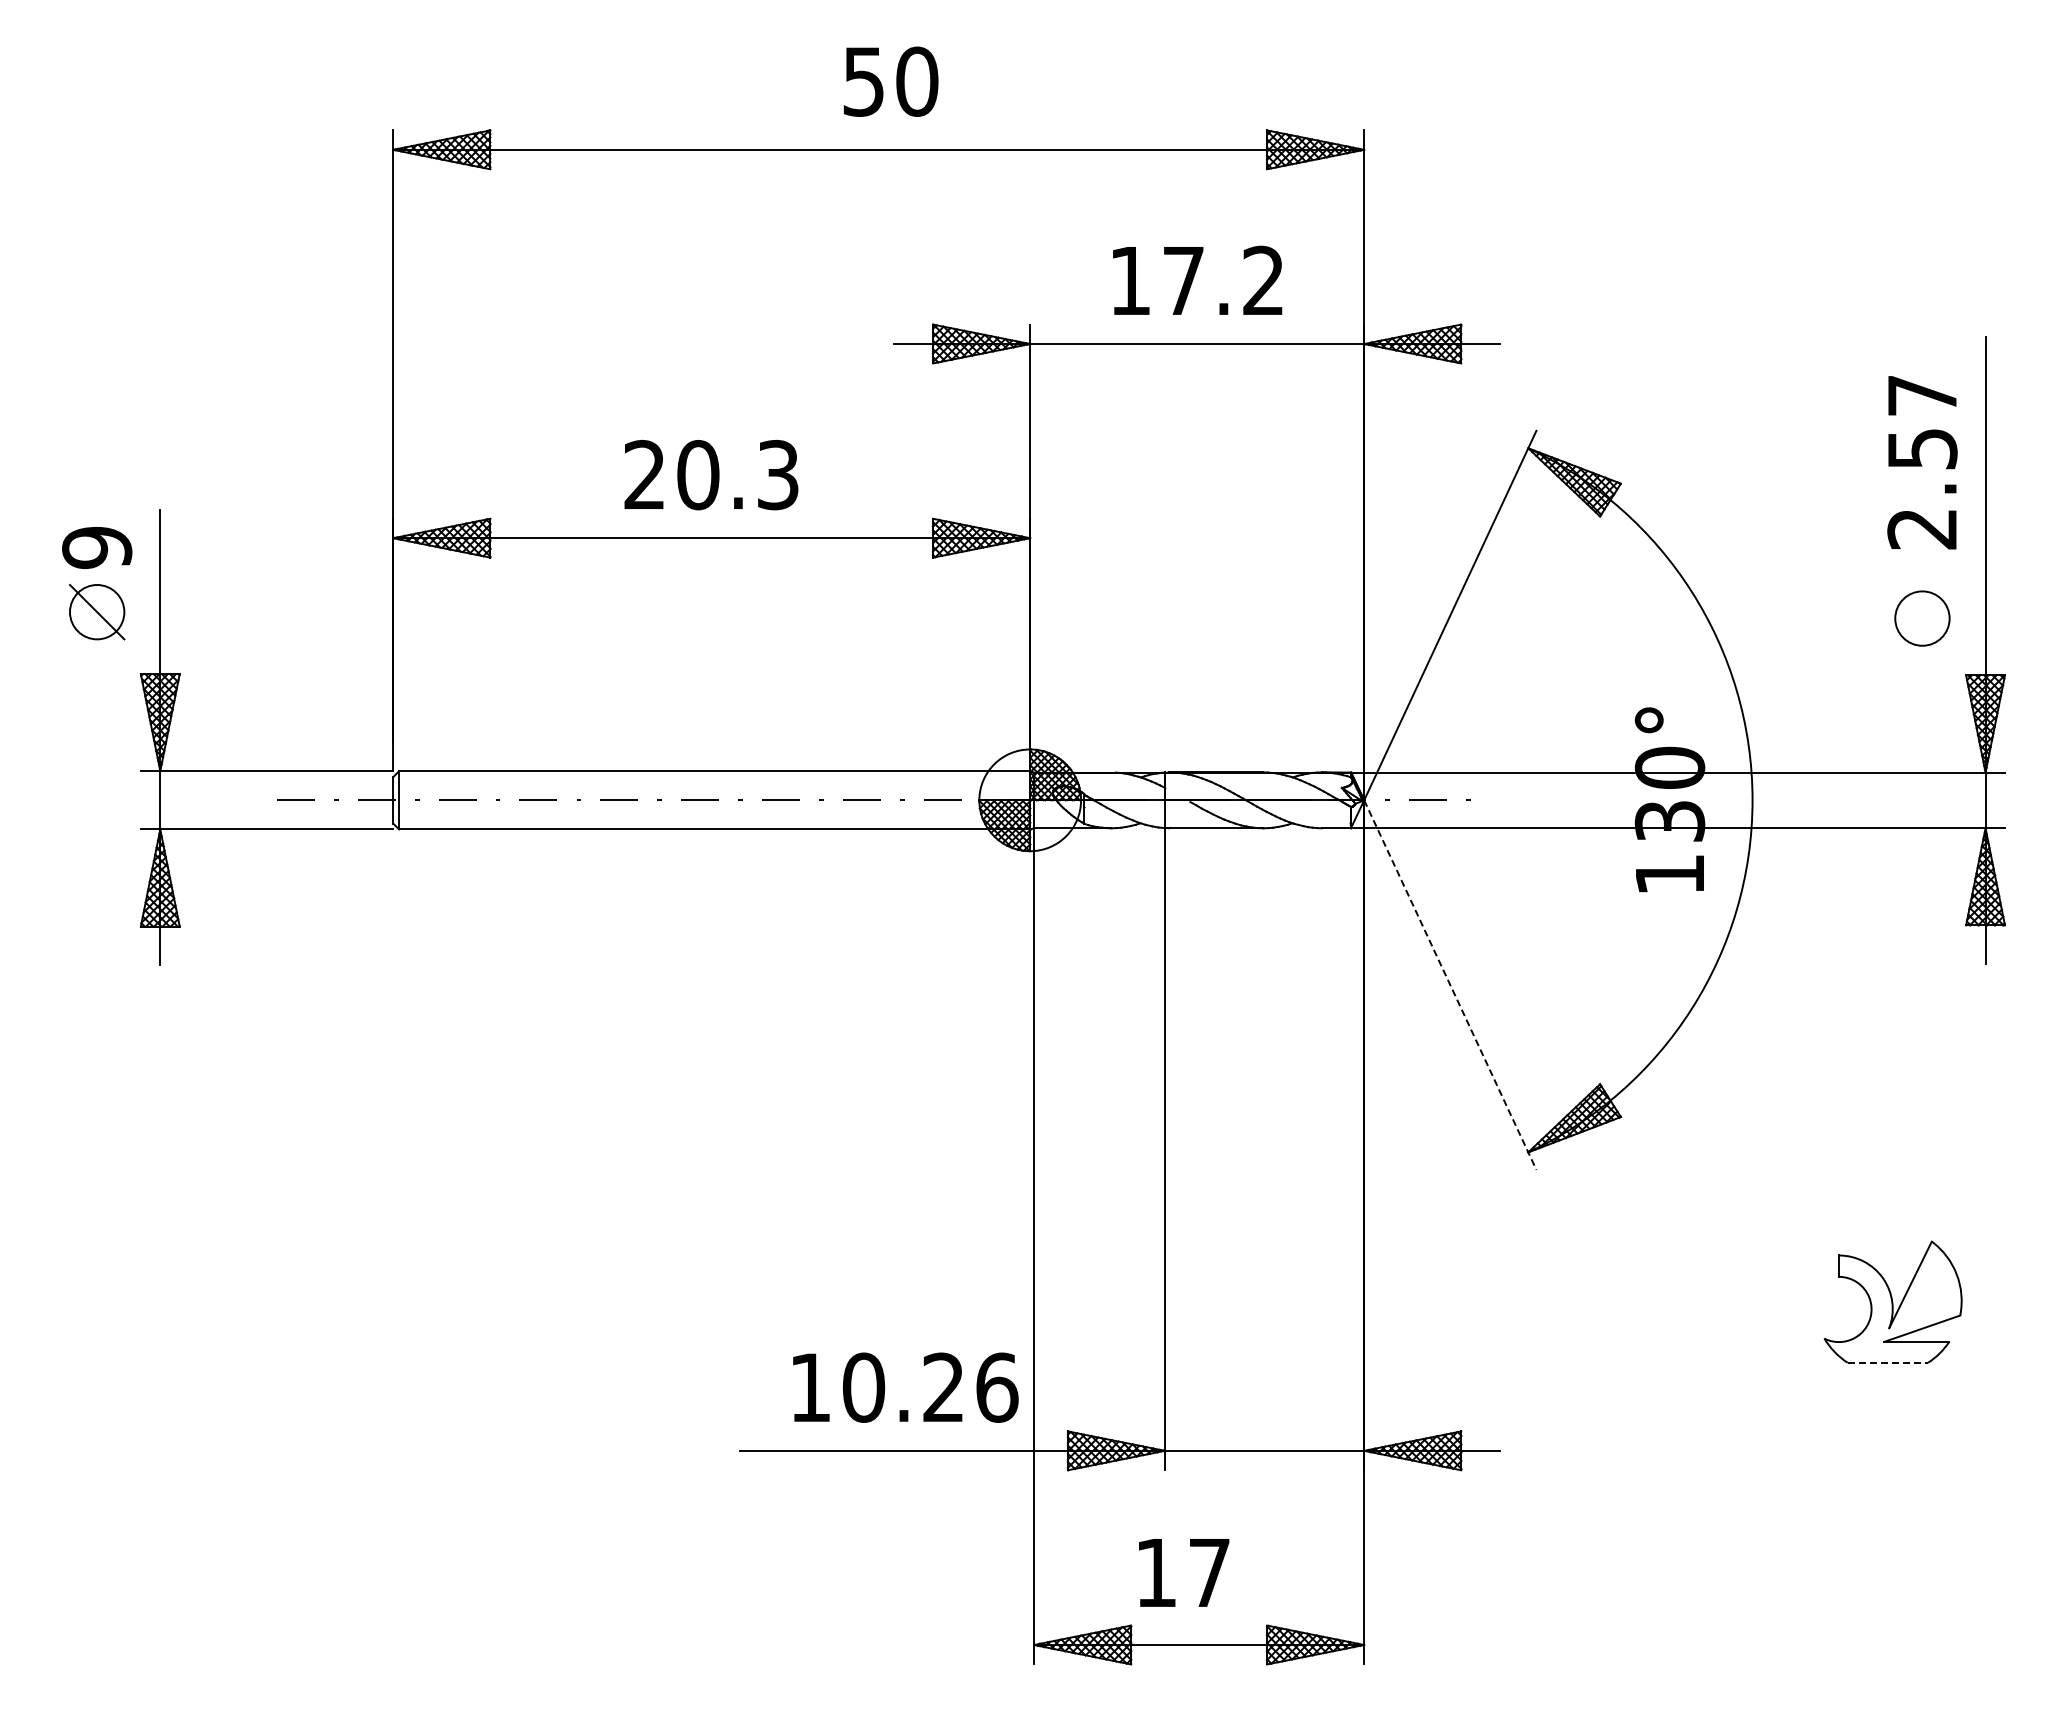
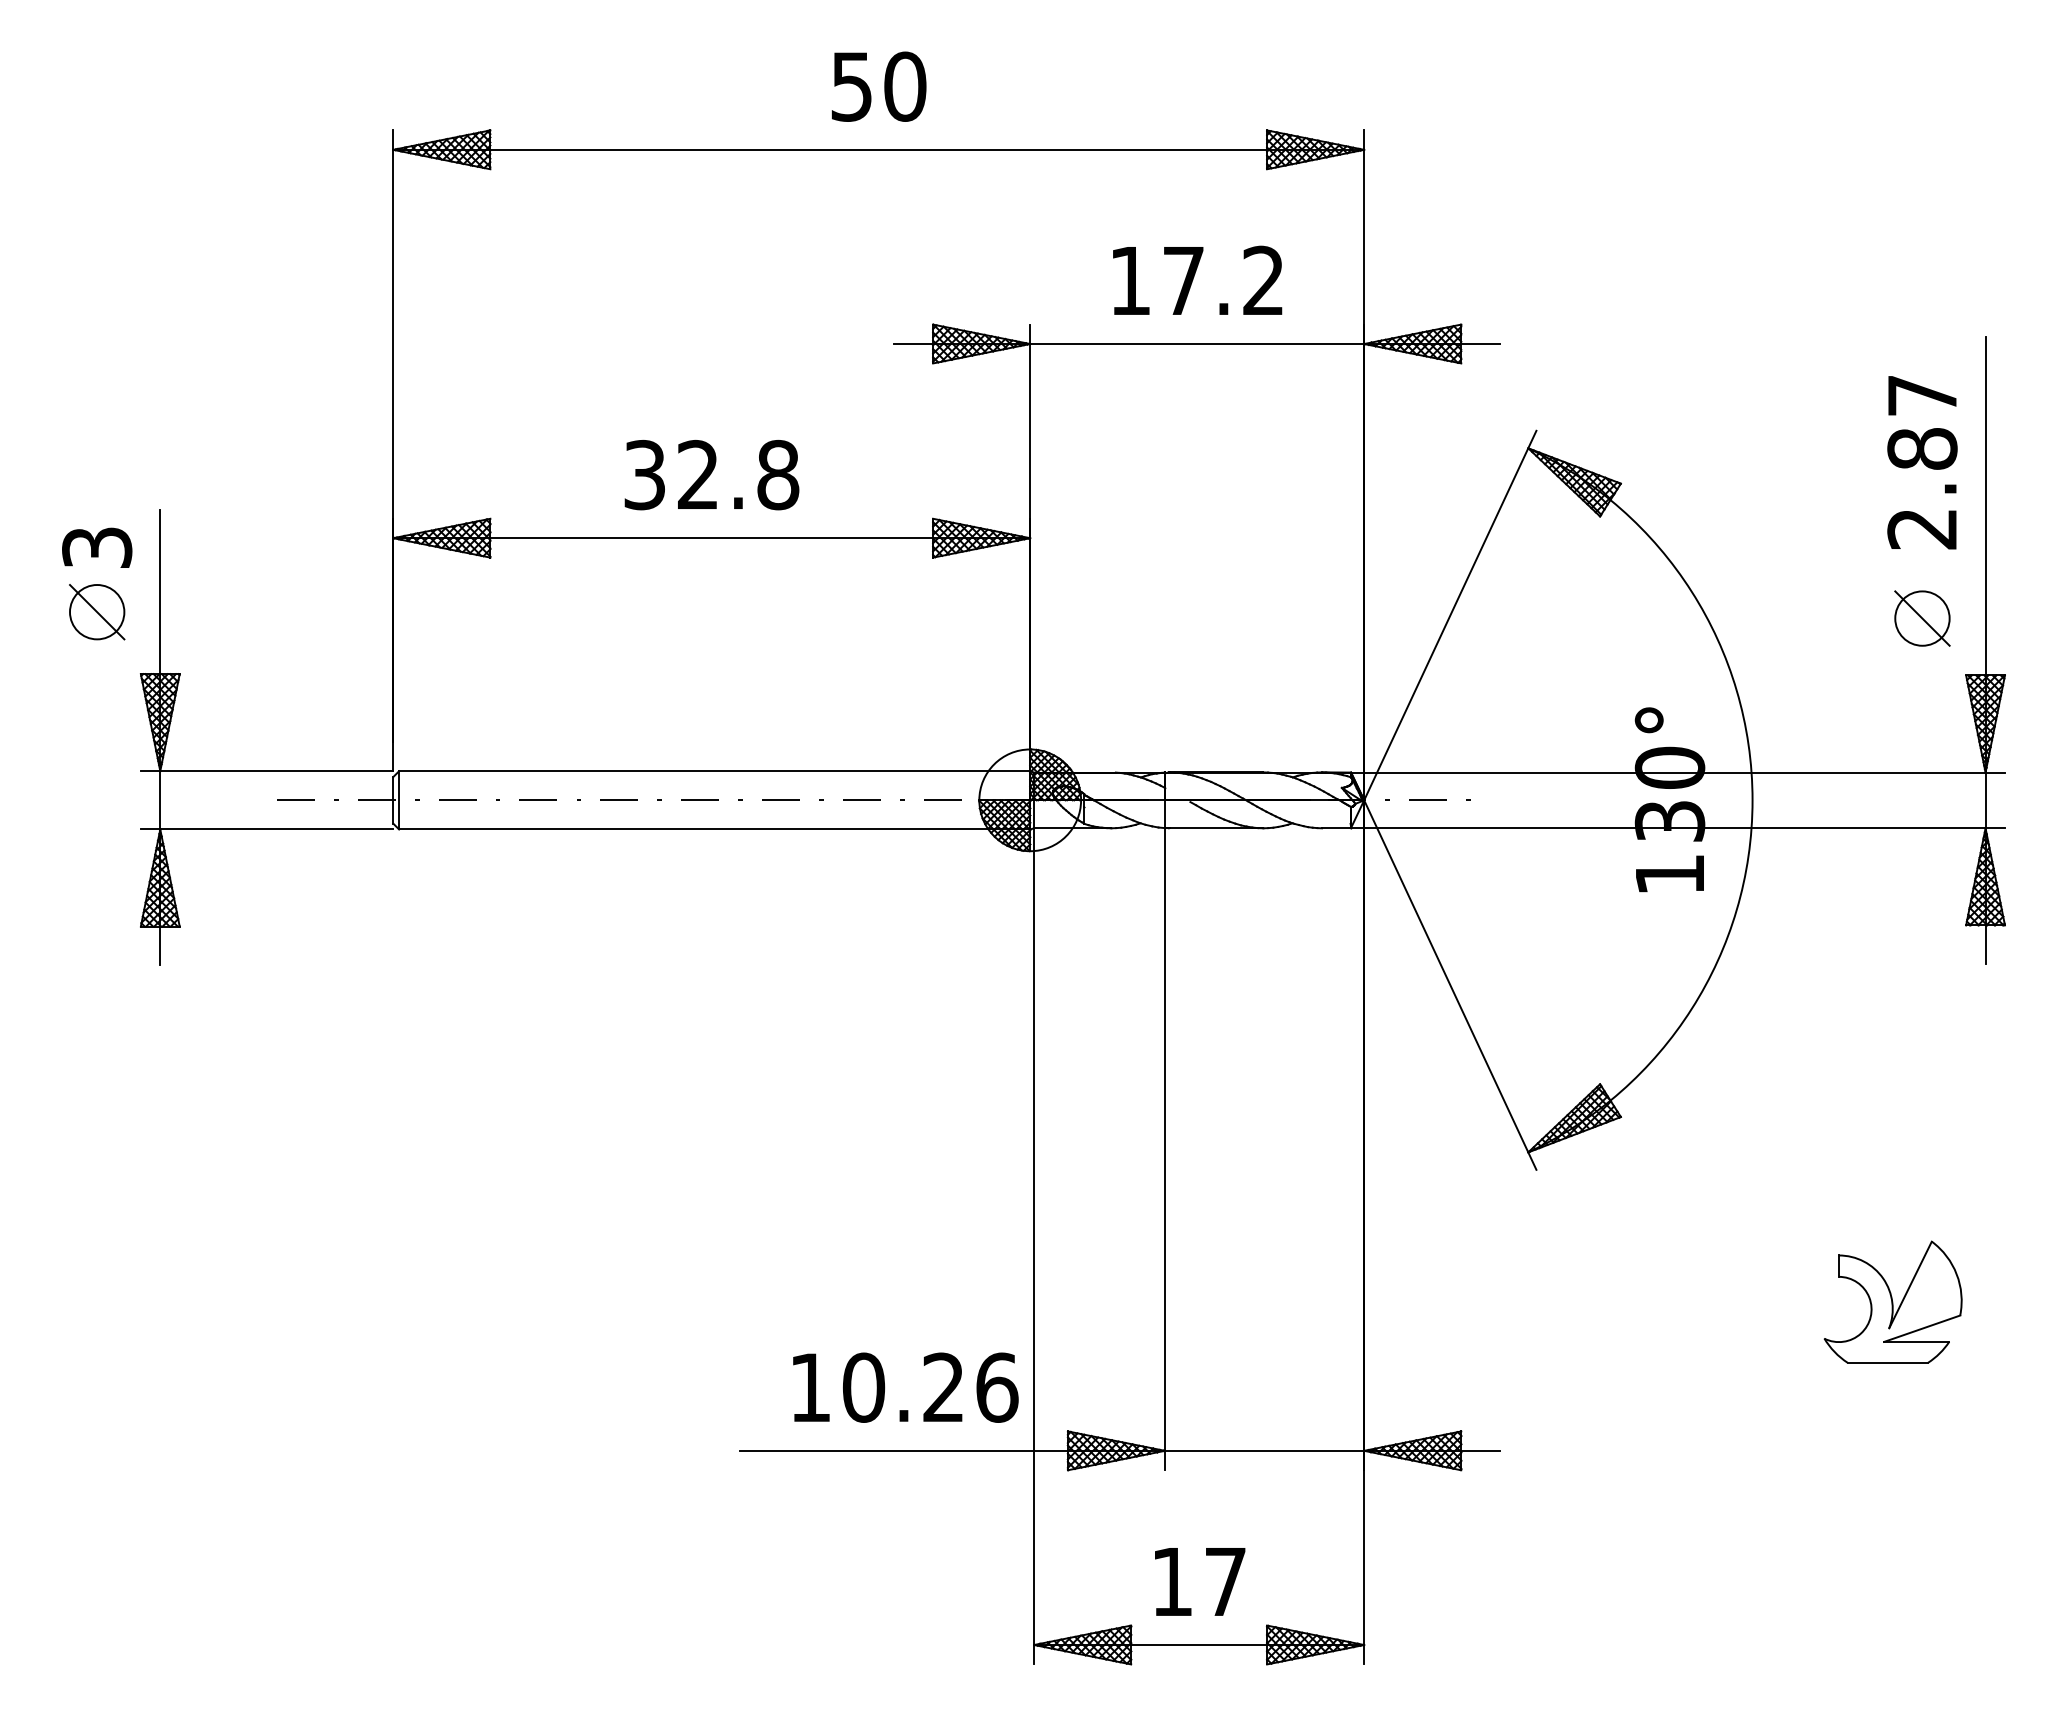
text position: (890, 81) -> (878, 86) (878, 86)
text: 2.57 -> 2.87 (1922, 448)
text: 20.3 -> 32.8 (711, 474)
text: 9 -> 3 (97, 548)
line: none -> present (1922, 618)
line: dashed -> solid (1450, 985)
line: dashed -> solid (1888, 1362)
text position: (1184, 1572) -> (1200, 1581) (1200, 1581)
